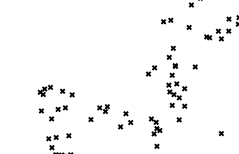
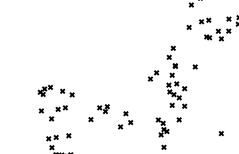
part position: (167, 20) -> (205, 20) (205, 20)
part position: (151, 70) -> (153, 75) (153, 75)
part position: (155, 132) -> (162, 133) (162, 133)
